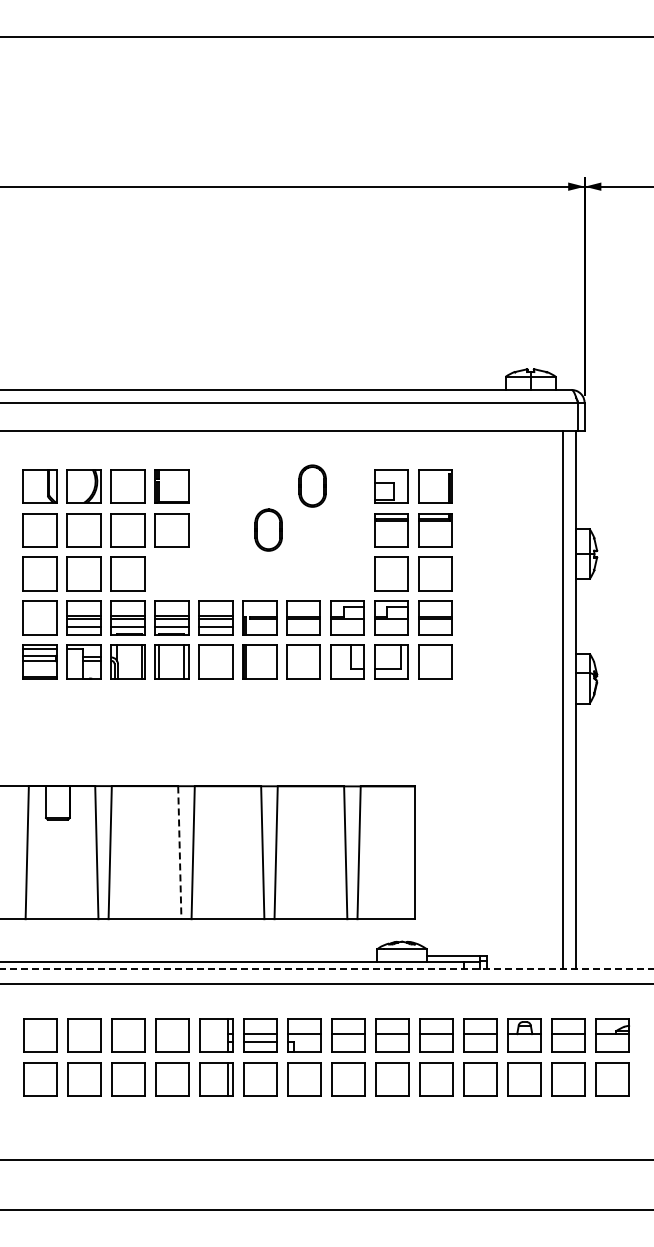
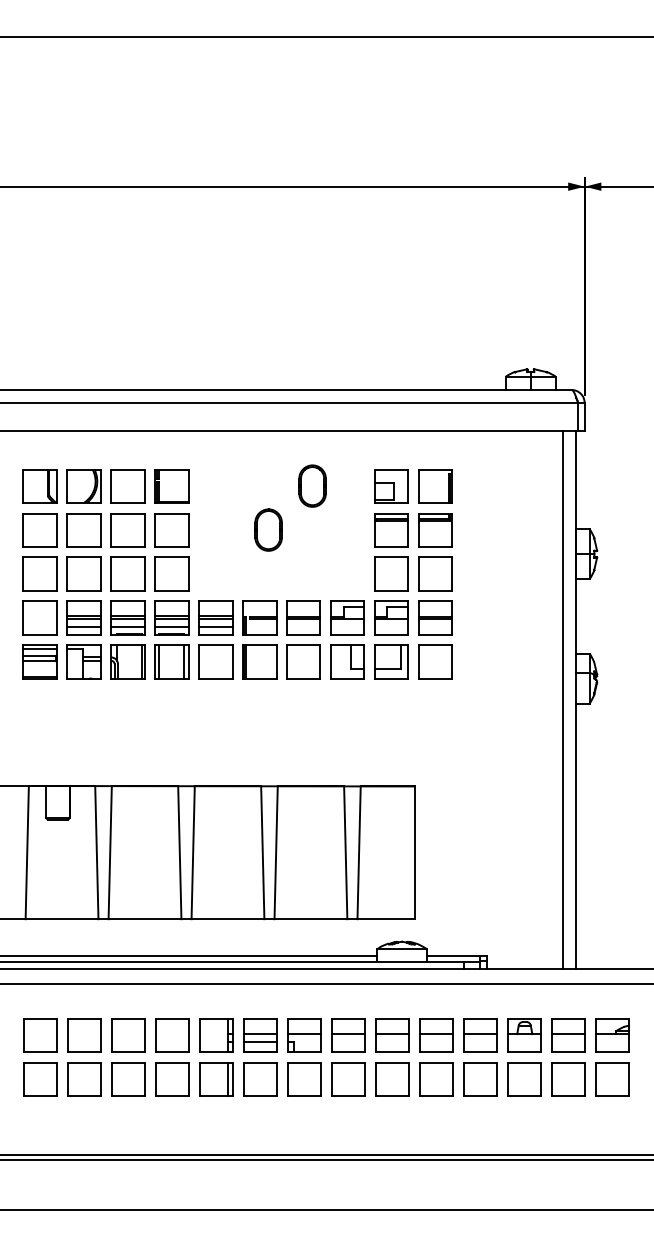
part: none -> present (171, 573)
line: dashed -> solid (179, 853)
line: none -> present (189, 955)
line: dashed -> solid (327, 968)
line: none -> present (326, 1154)
